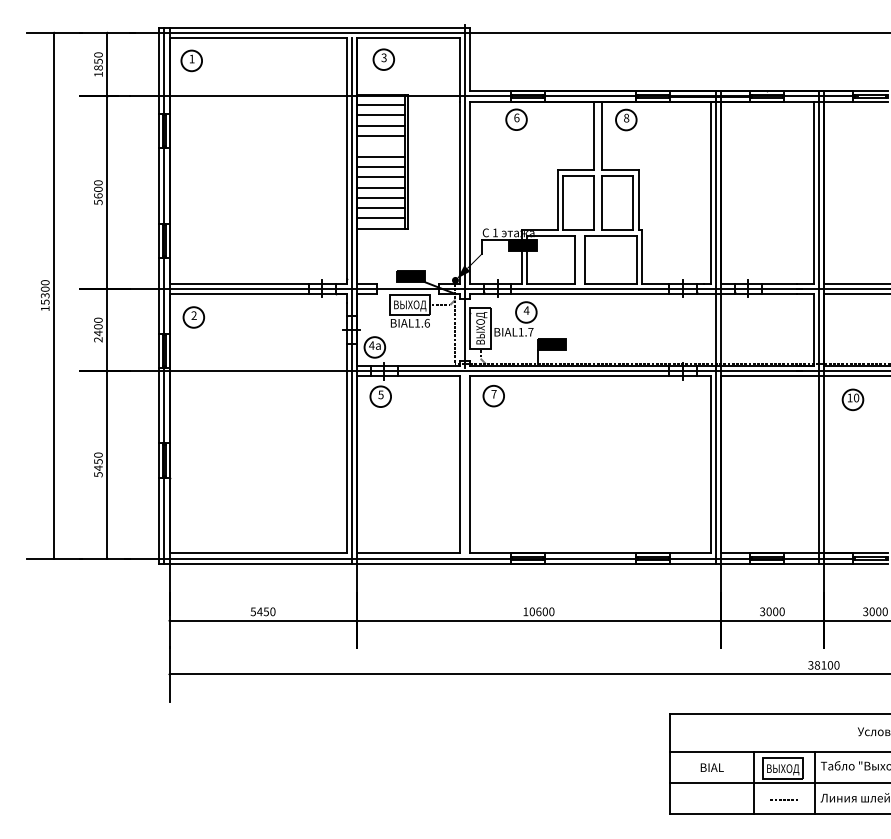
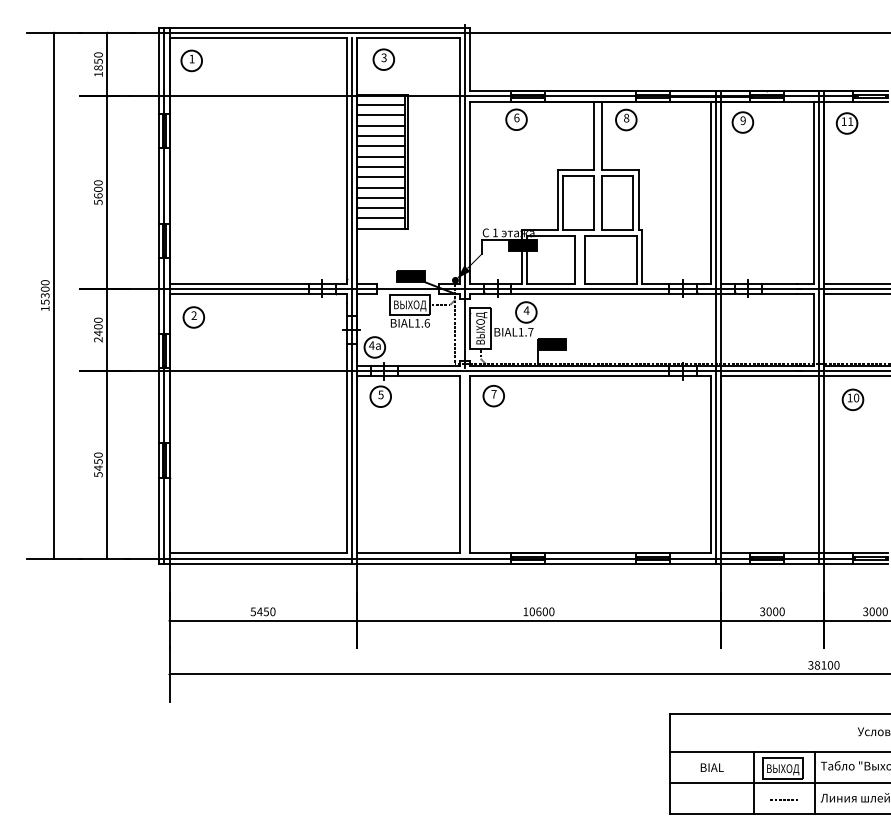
part: none -> present (742, 122)
part: none -> present (846, 123)
line: none -> present (380, 146)
